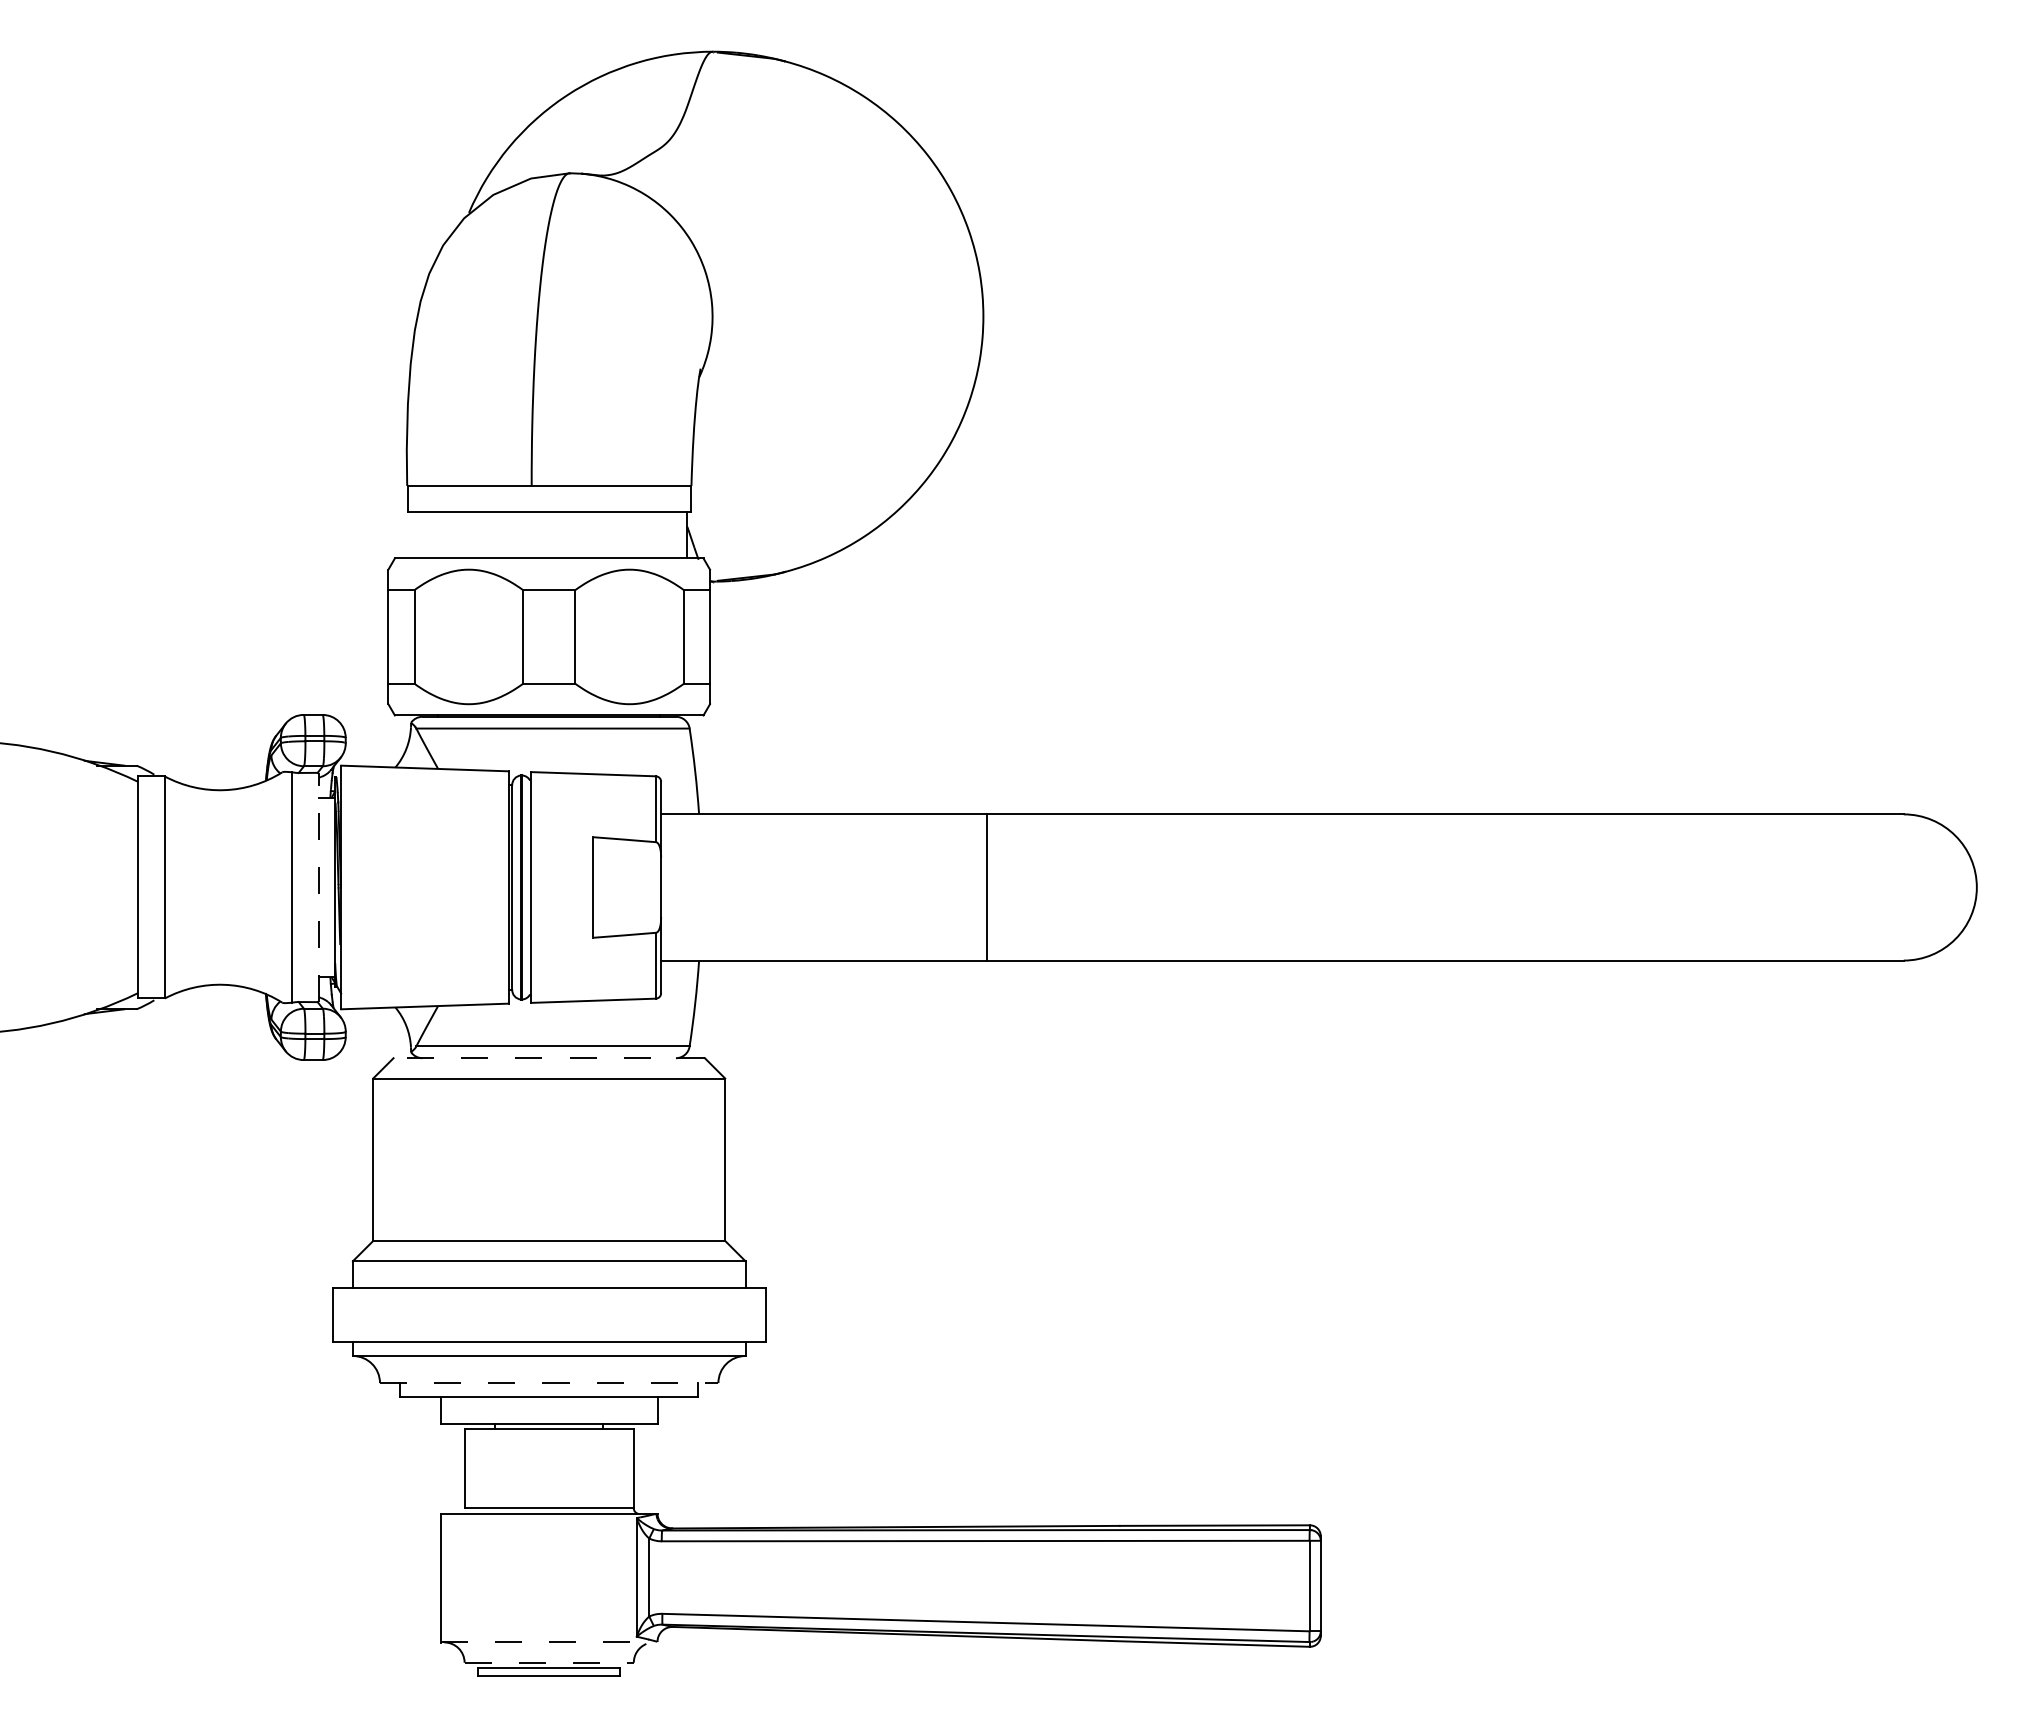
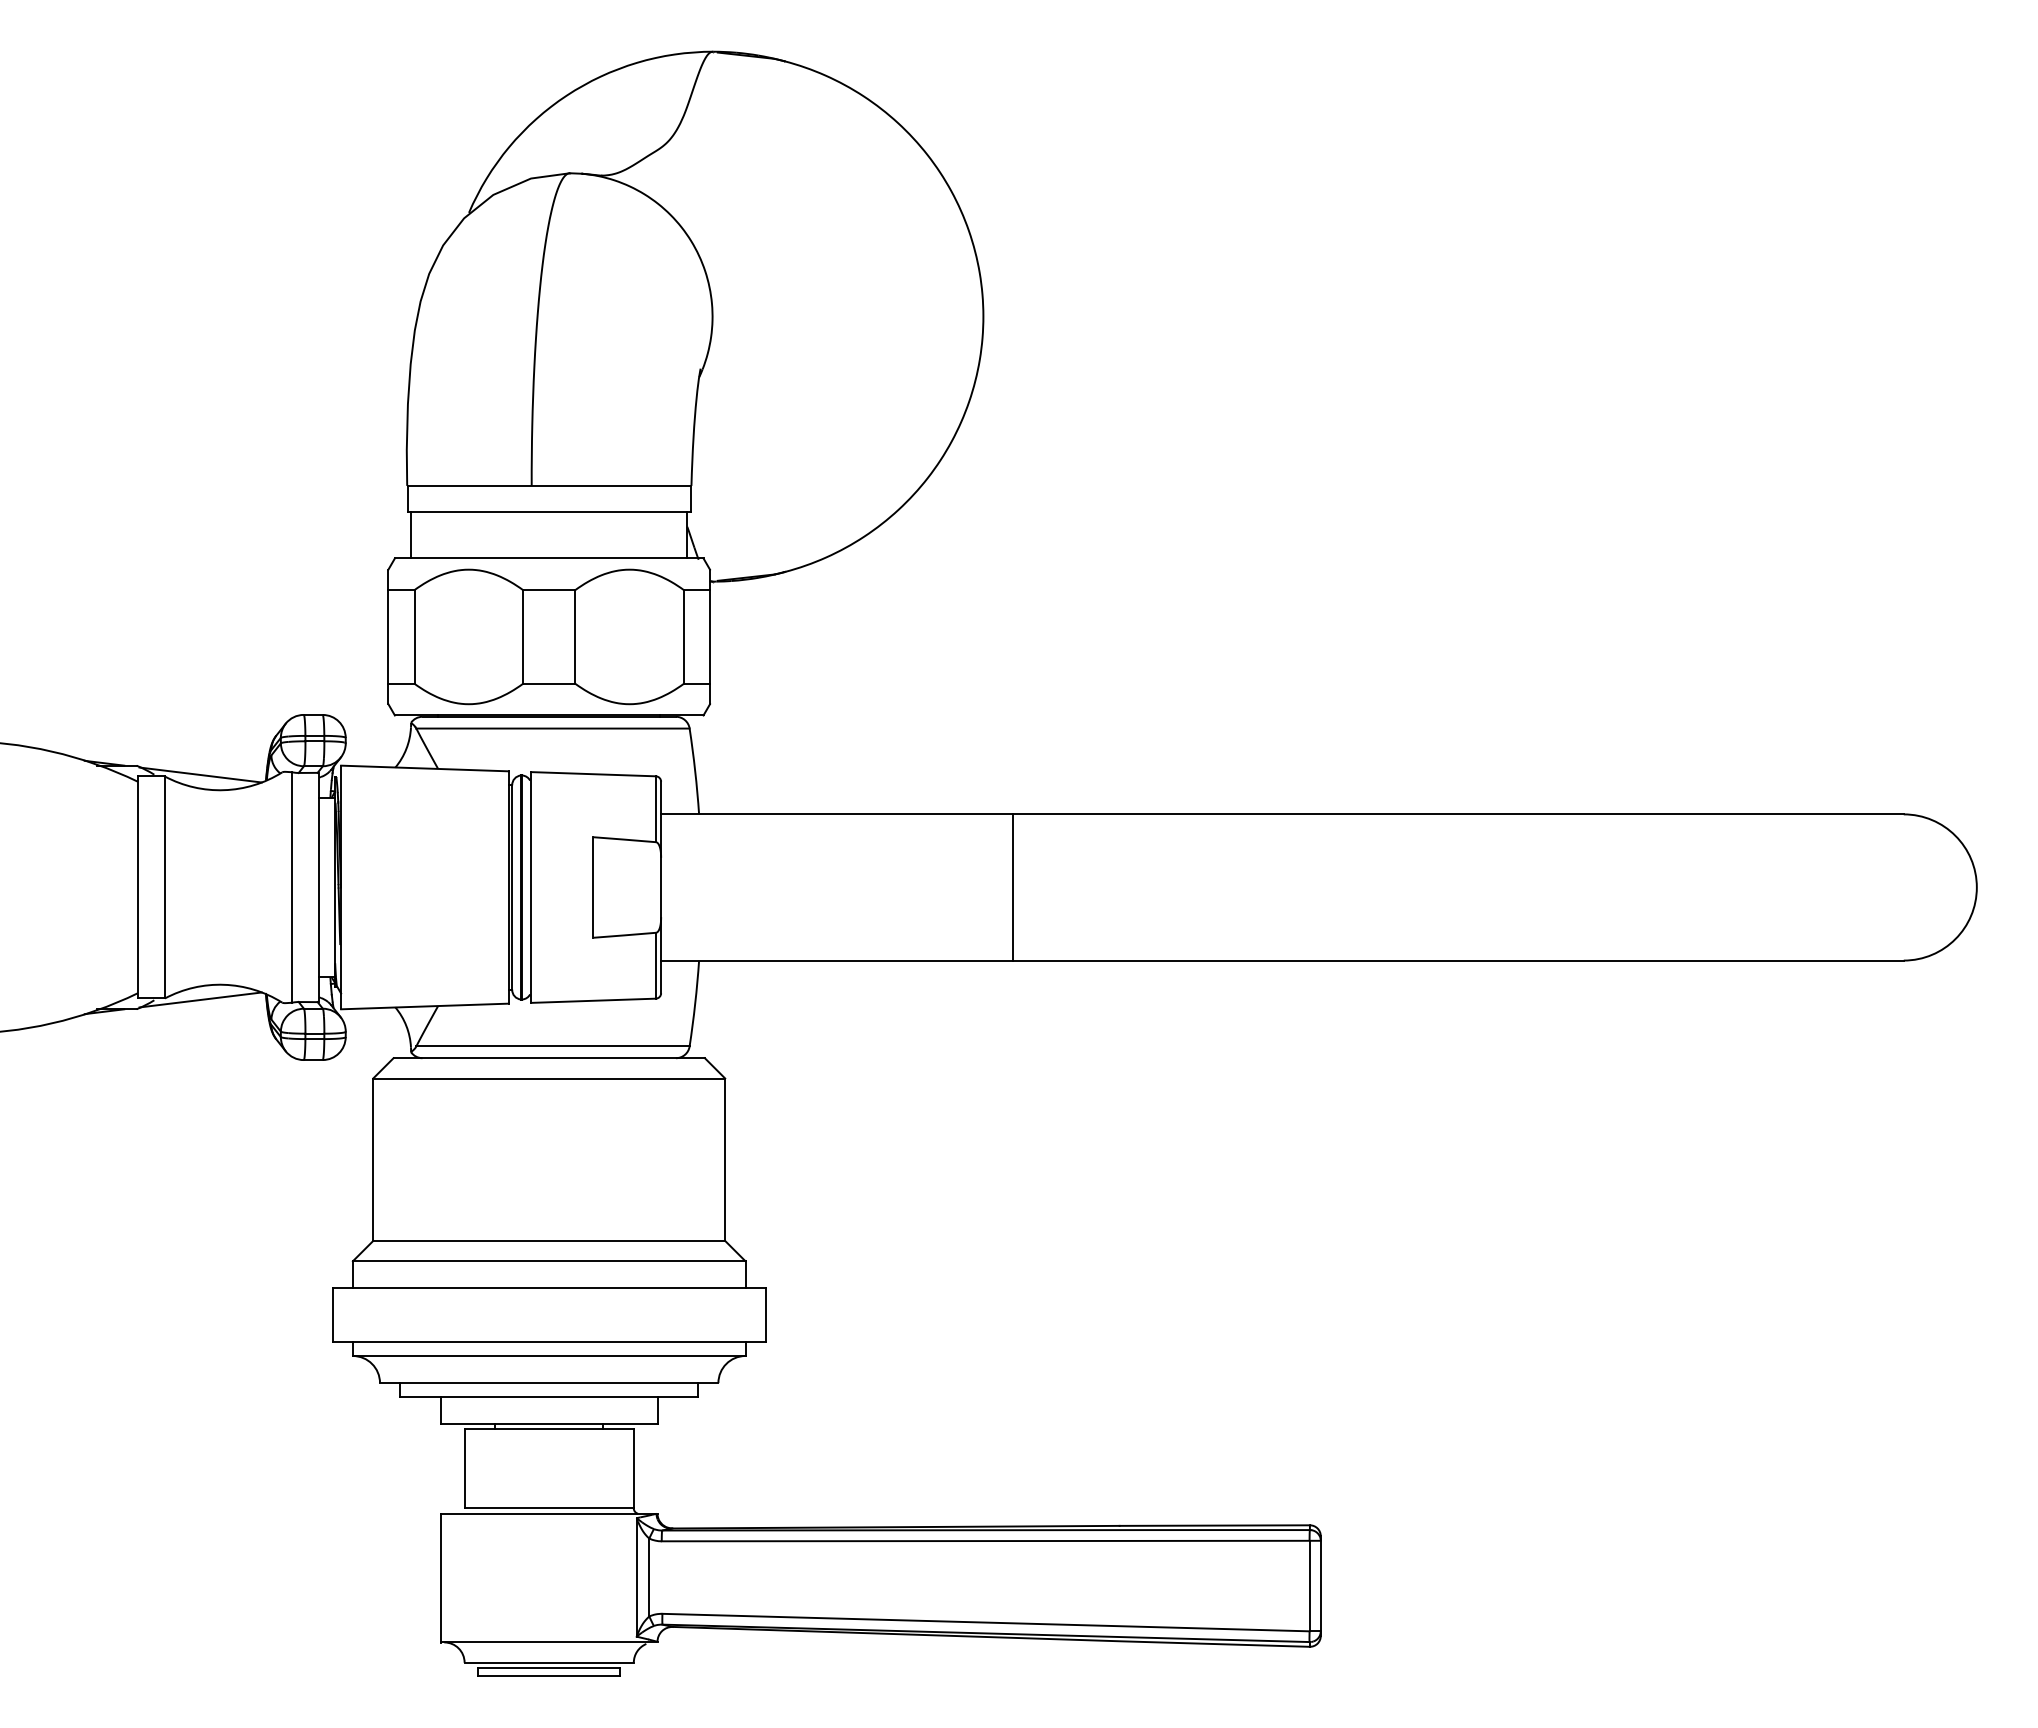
line: none -> present (411, 534)
line: none -> present (200, 774)
line: dashed -> solid (318, 887)
line position: (987, 887) -> (1013, 887) (1013, 887)
line: none -> present (200, 999)
line: dashed -> solid (549, 1058)
line: dashed -> solid (549, 1383)
line: dashed -> solid (549, 1642)
line: dashed -> solid (549, 1662)
